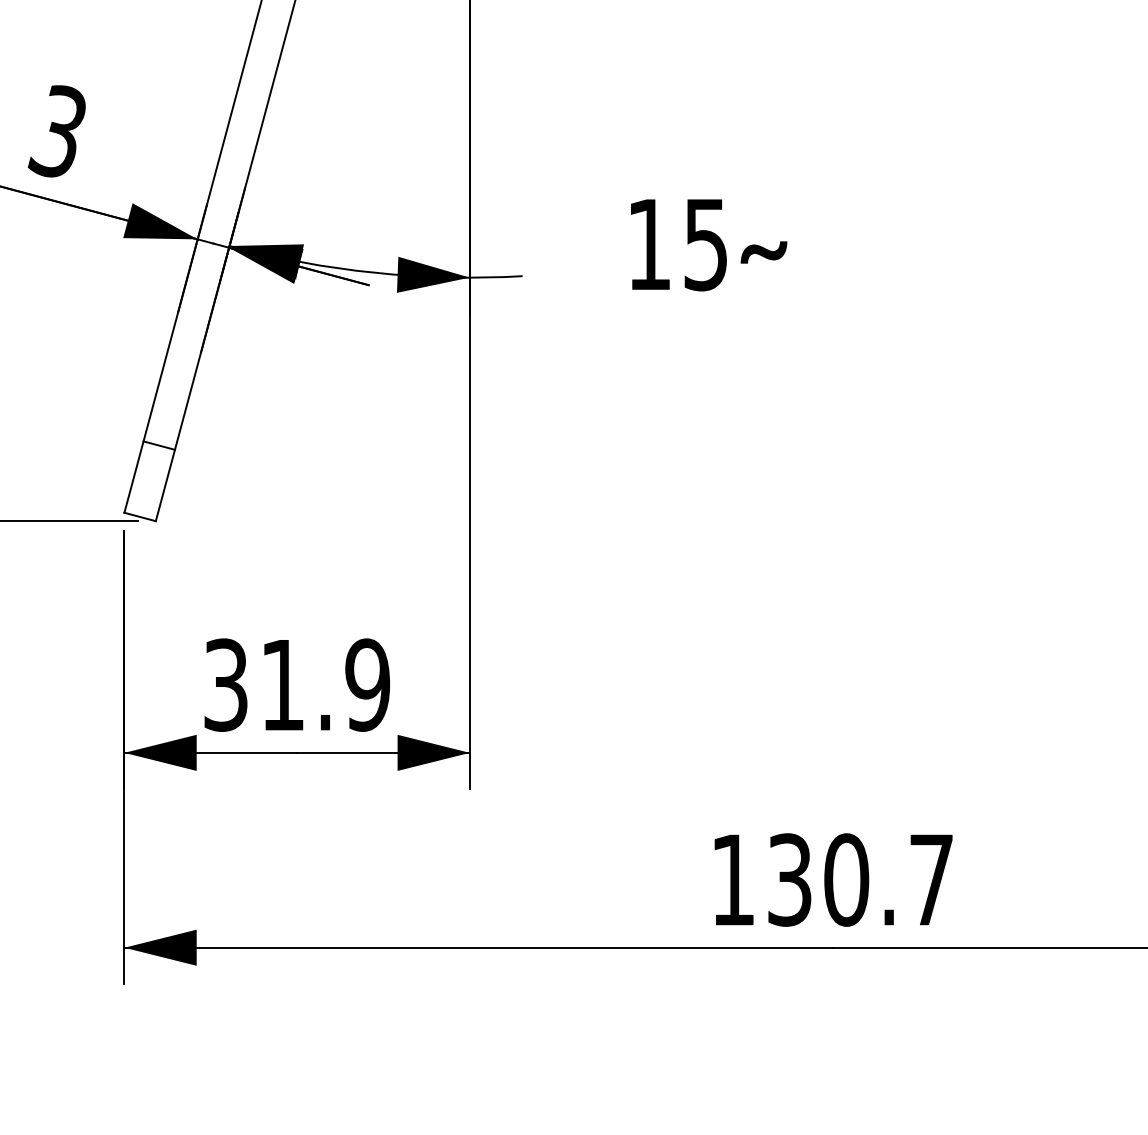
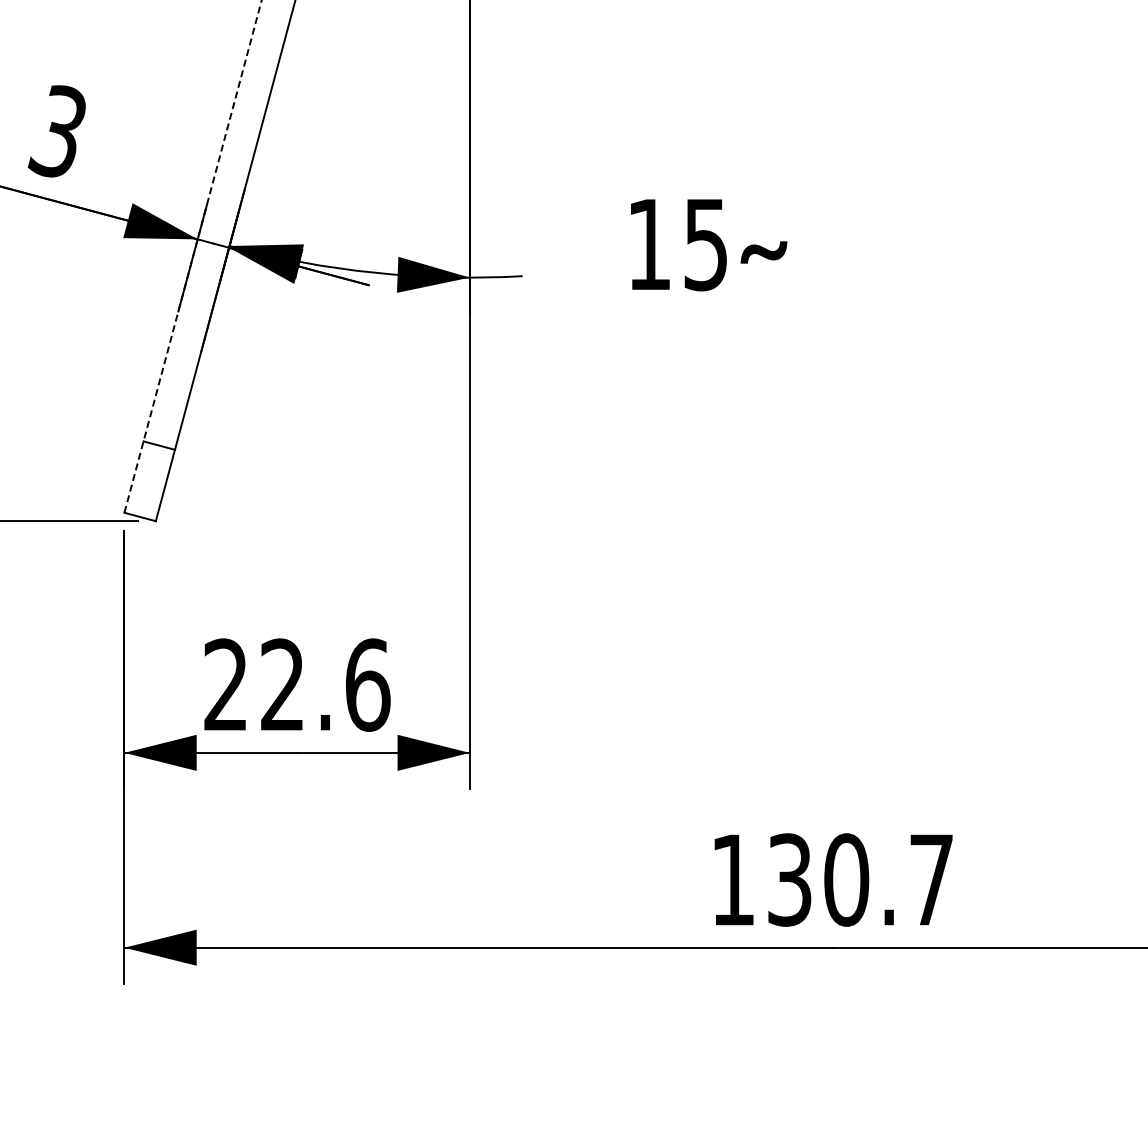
line: solid -> dashed (193, 256)
text: 31.9 -> 22.6 (297, 684)
